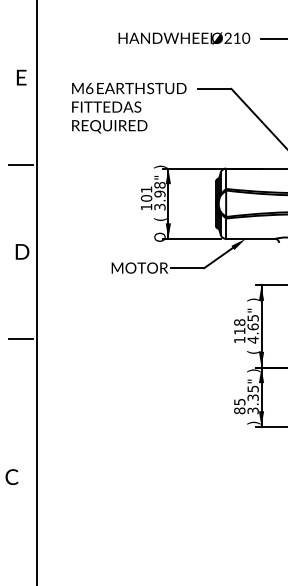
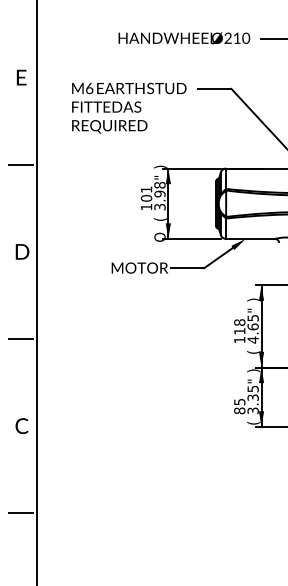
text: ) -> ( (253, 422)
text position: (11, 476) -> (21, 425) (21, 425)
line: none -> present (20, 513)
